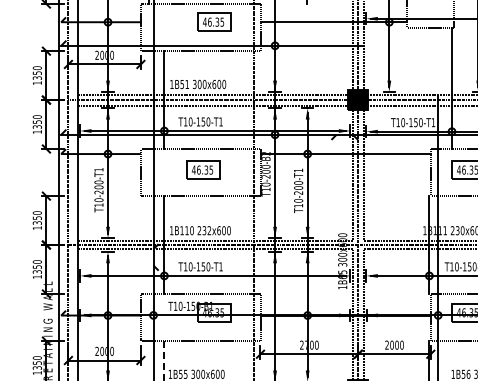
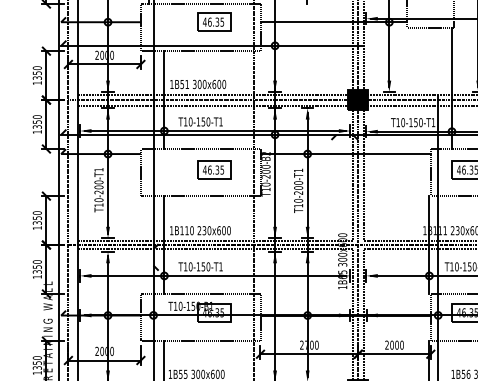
part position: (203, 169) -> (214, 169) (214, 169)
text: 232x600 -> 230x600 (209, 230)
line: dashed -> solid (164, 361)
